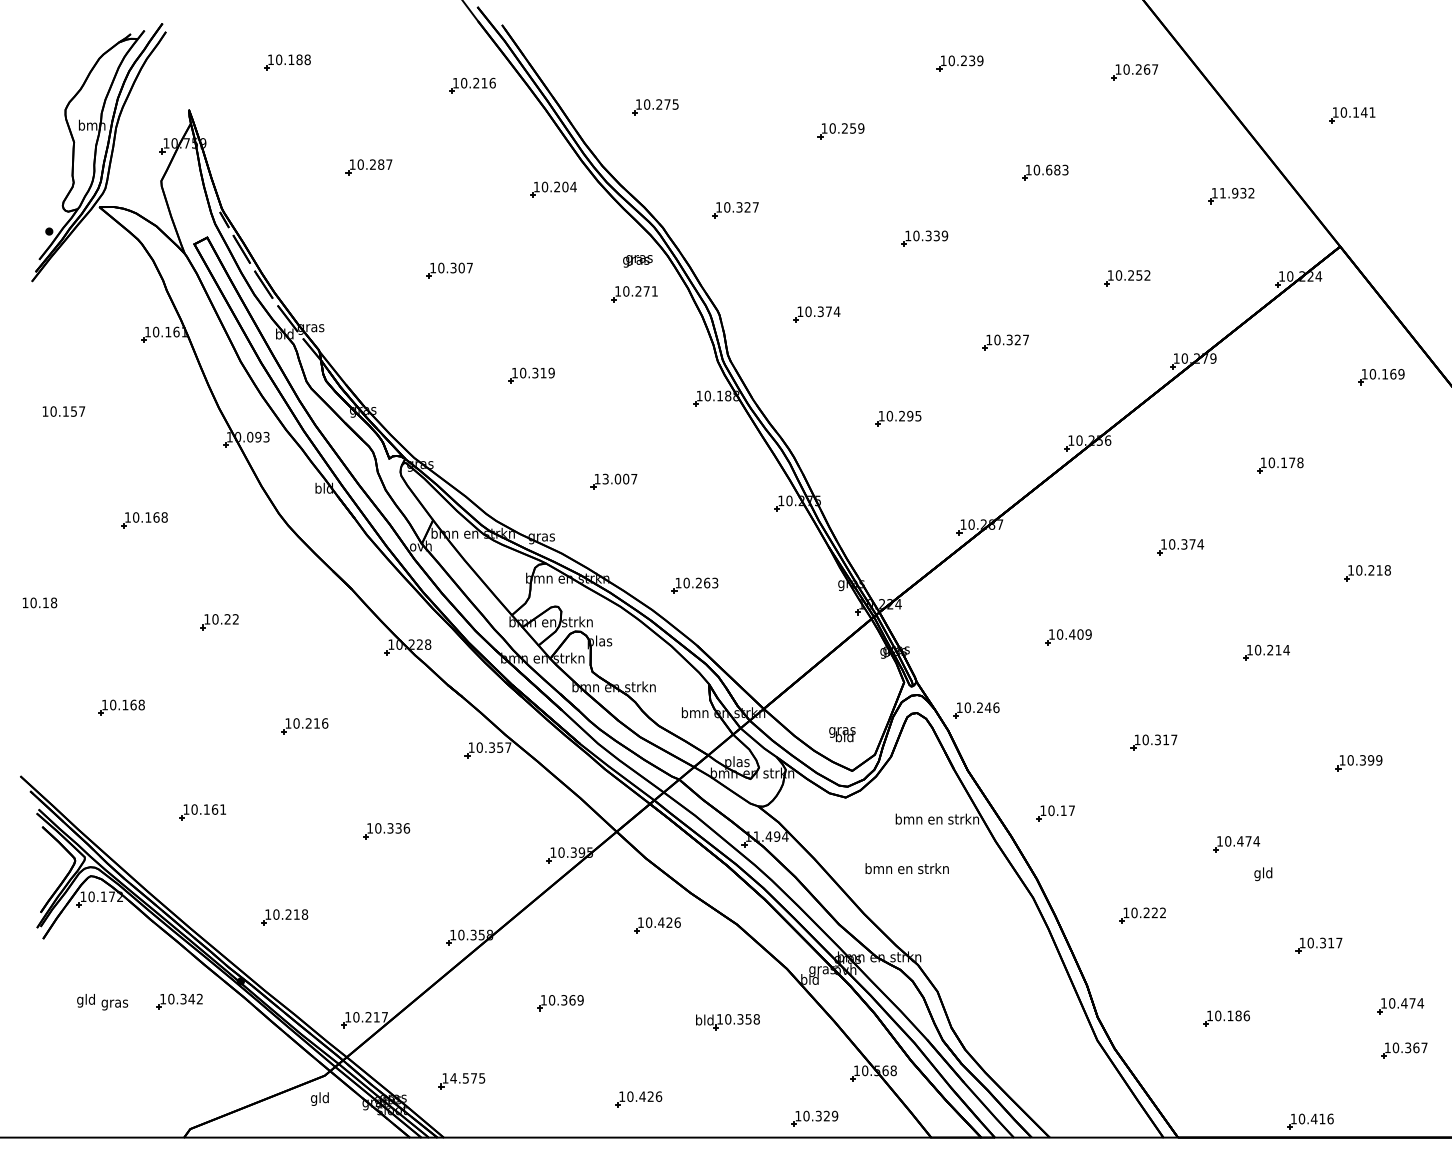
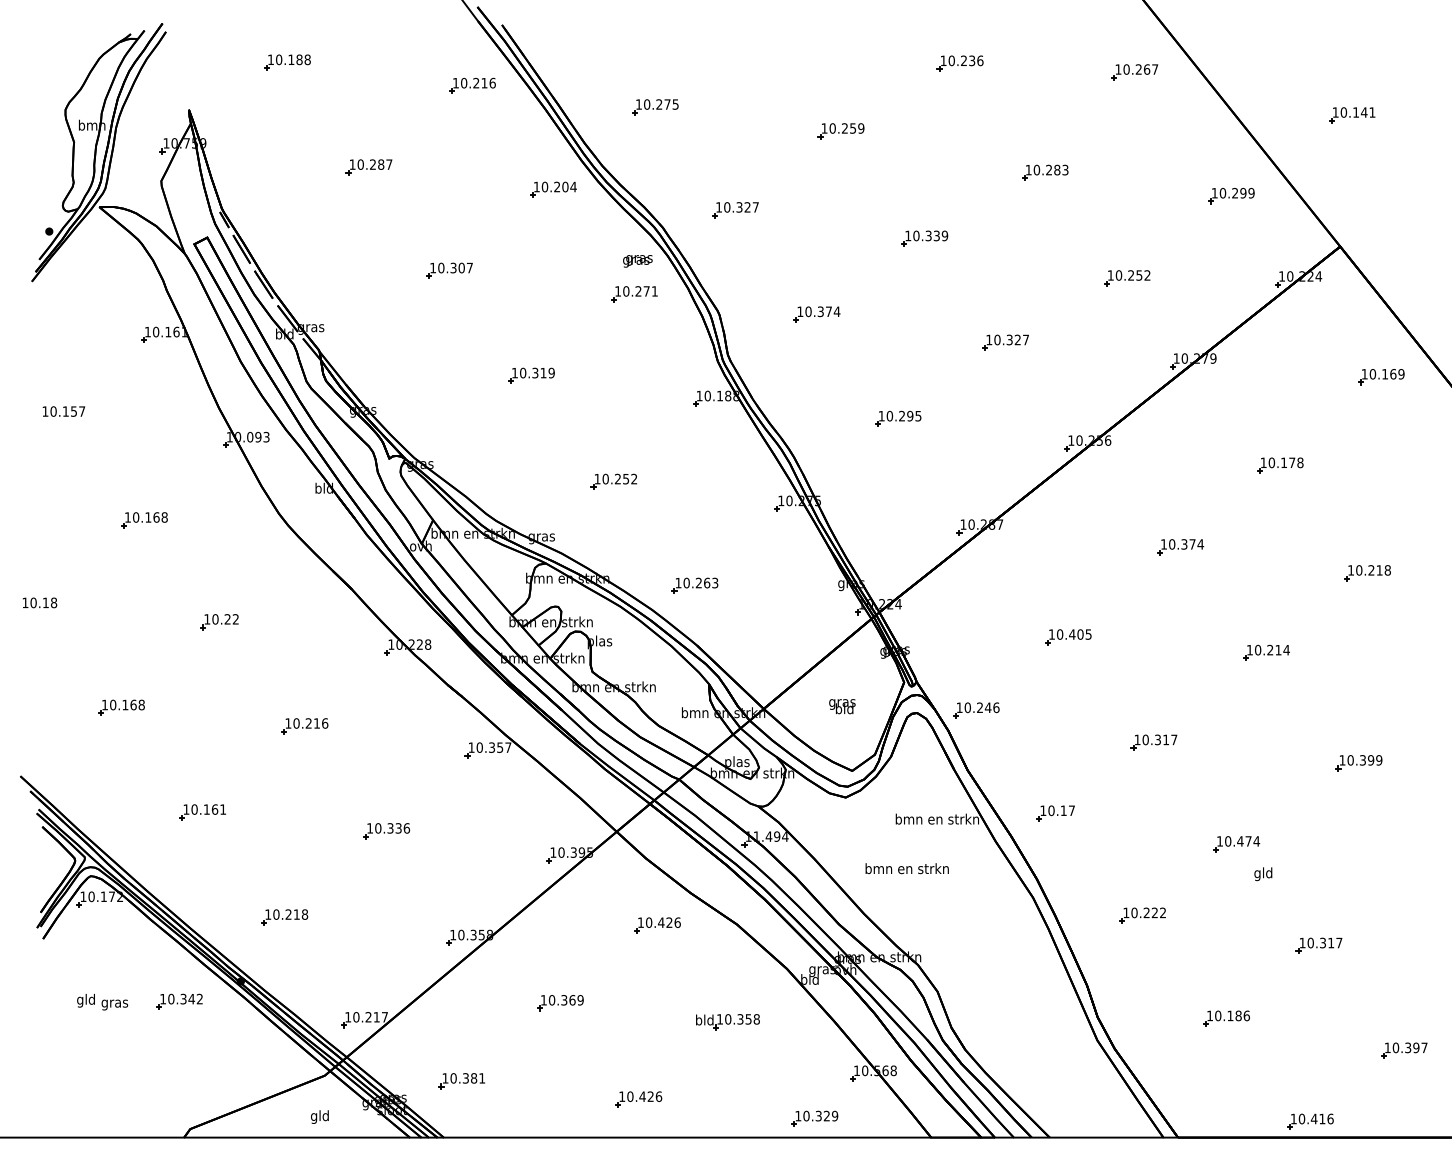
text: 10.239 -> 10.236 (980, 60)
text: 10.683 -> 10.283 (1049, 169)
text: 11.932 -> 10.299 (1236, 193)
text: 13.007 -> 10.252 (619, 478)
text: 10.409 -> 10.405 (1088, 634)
text position: (842, 734) -> (842, 706) (842, 706)
part: present -> none (1400, 1006)
text: 10.367 -> 10.397 (1416, 1047)
text: 14.575 -> 10.381 (467, 1078)
text position: (319, 1098) -> (319, 1116) (319, 1116)
